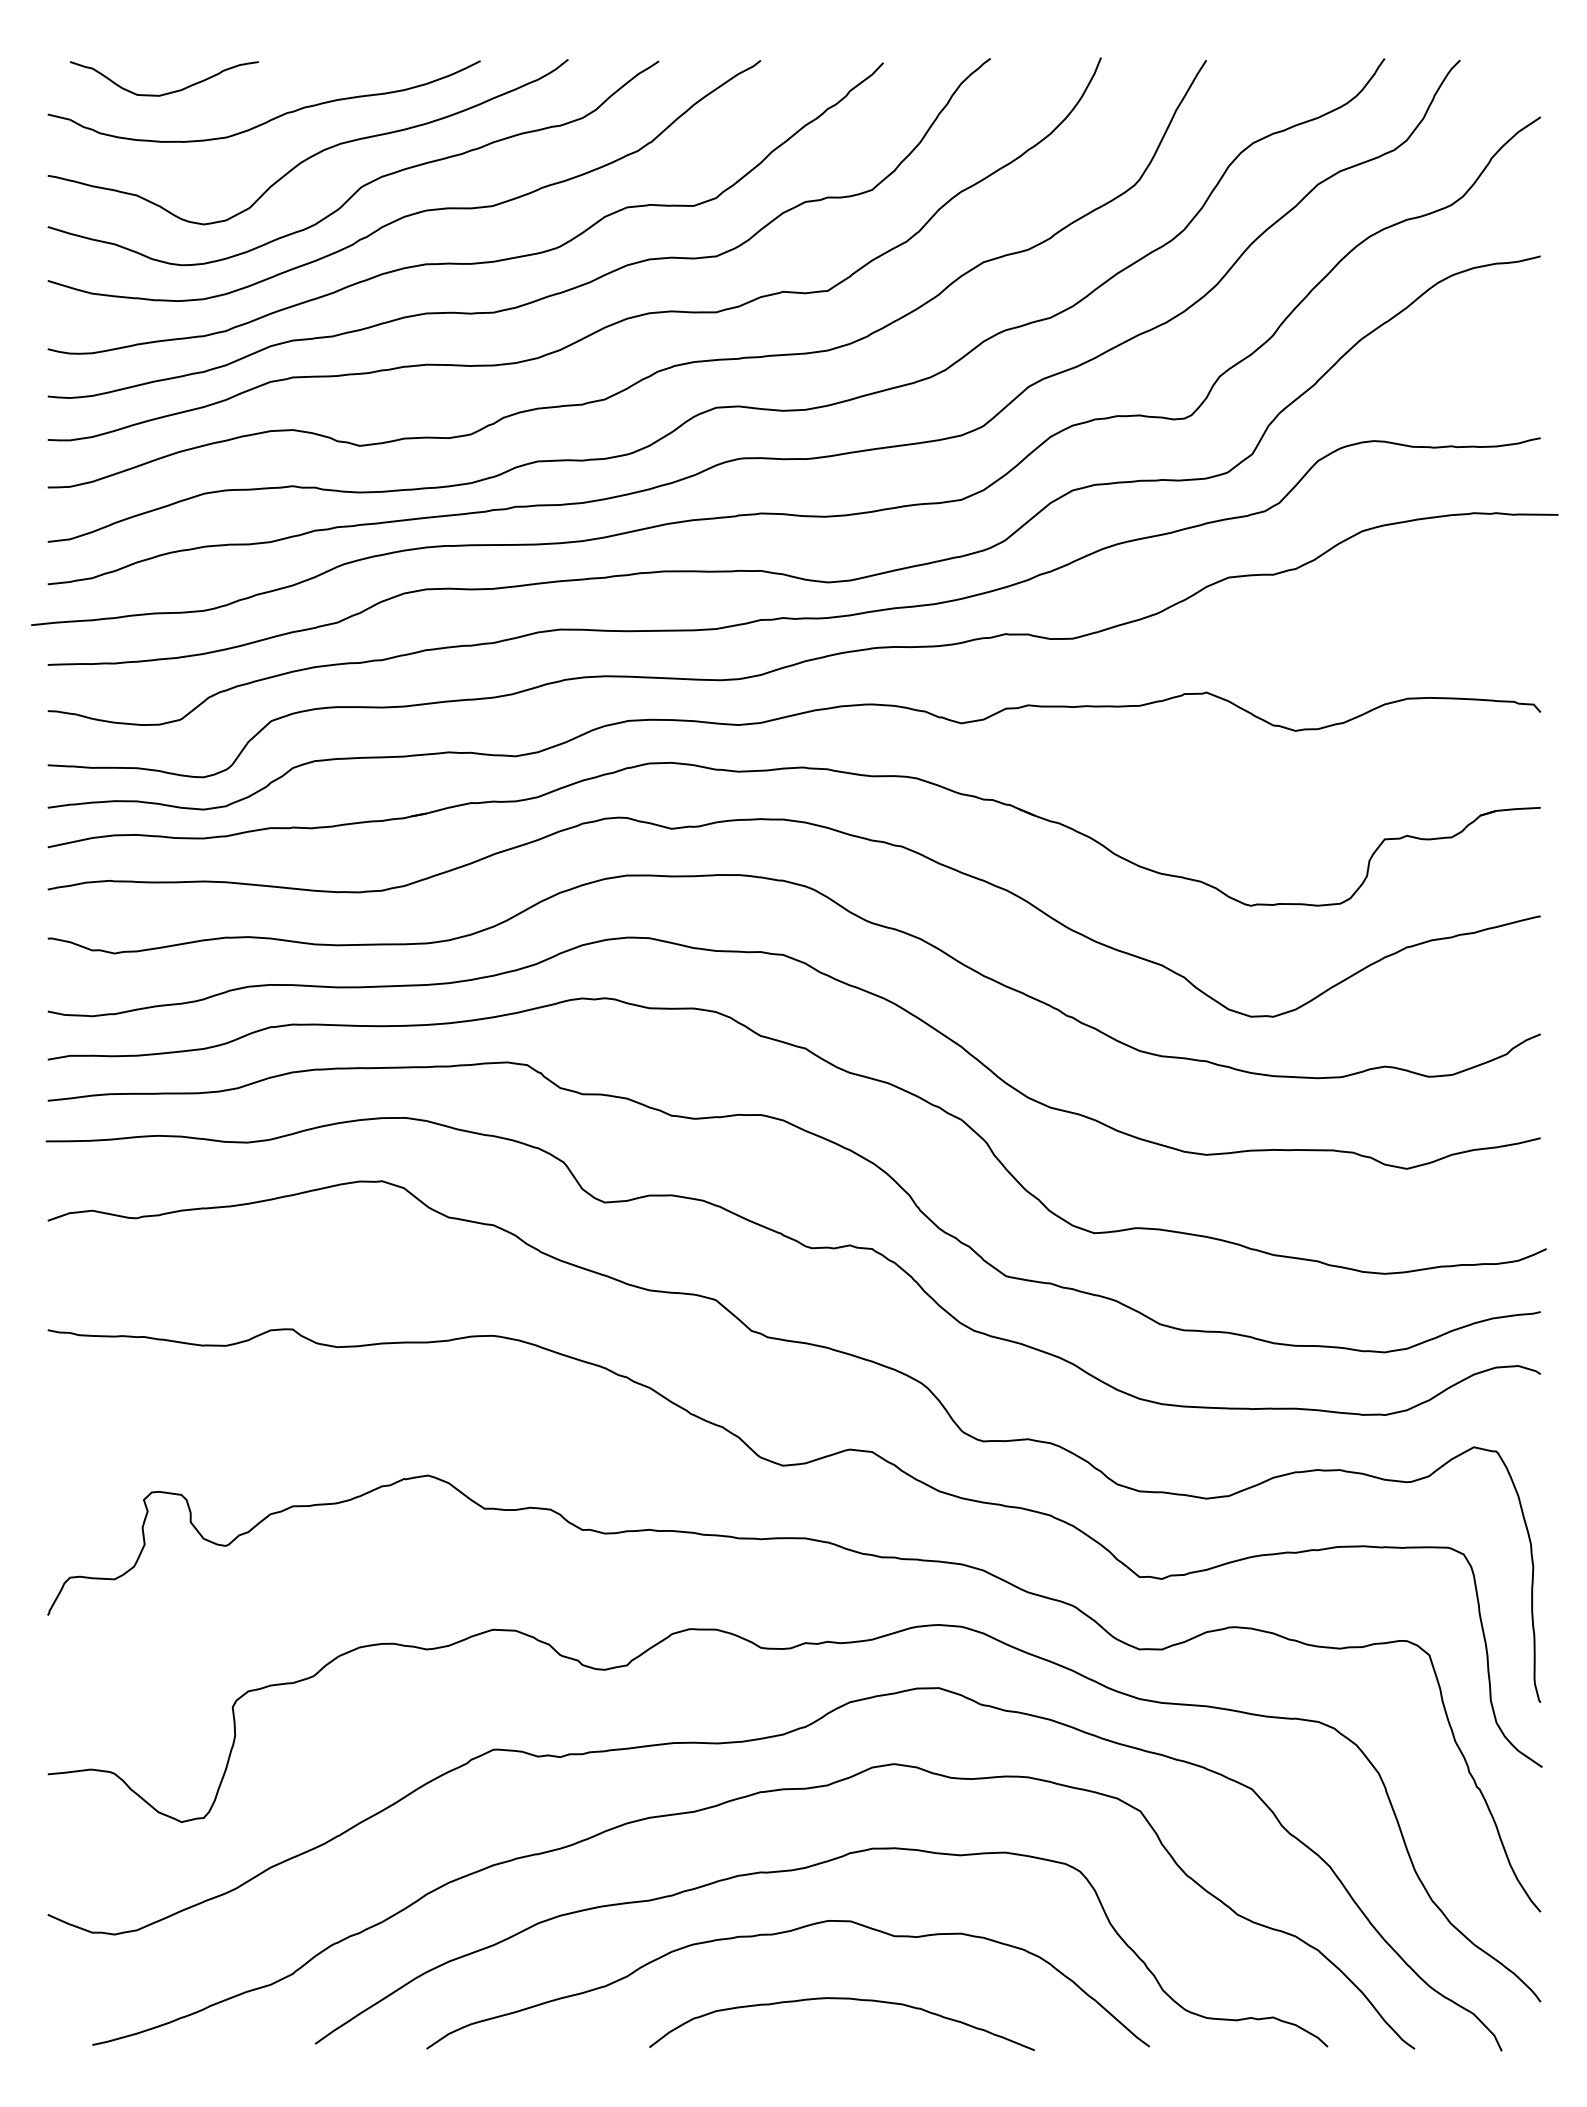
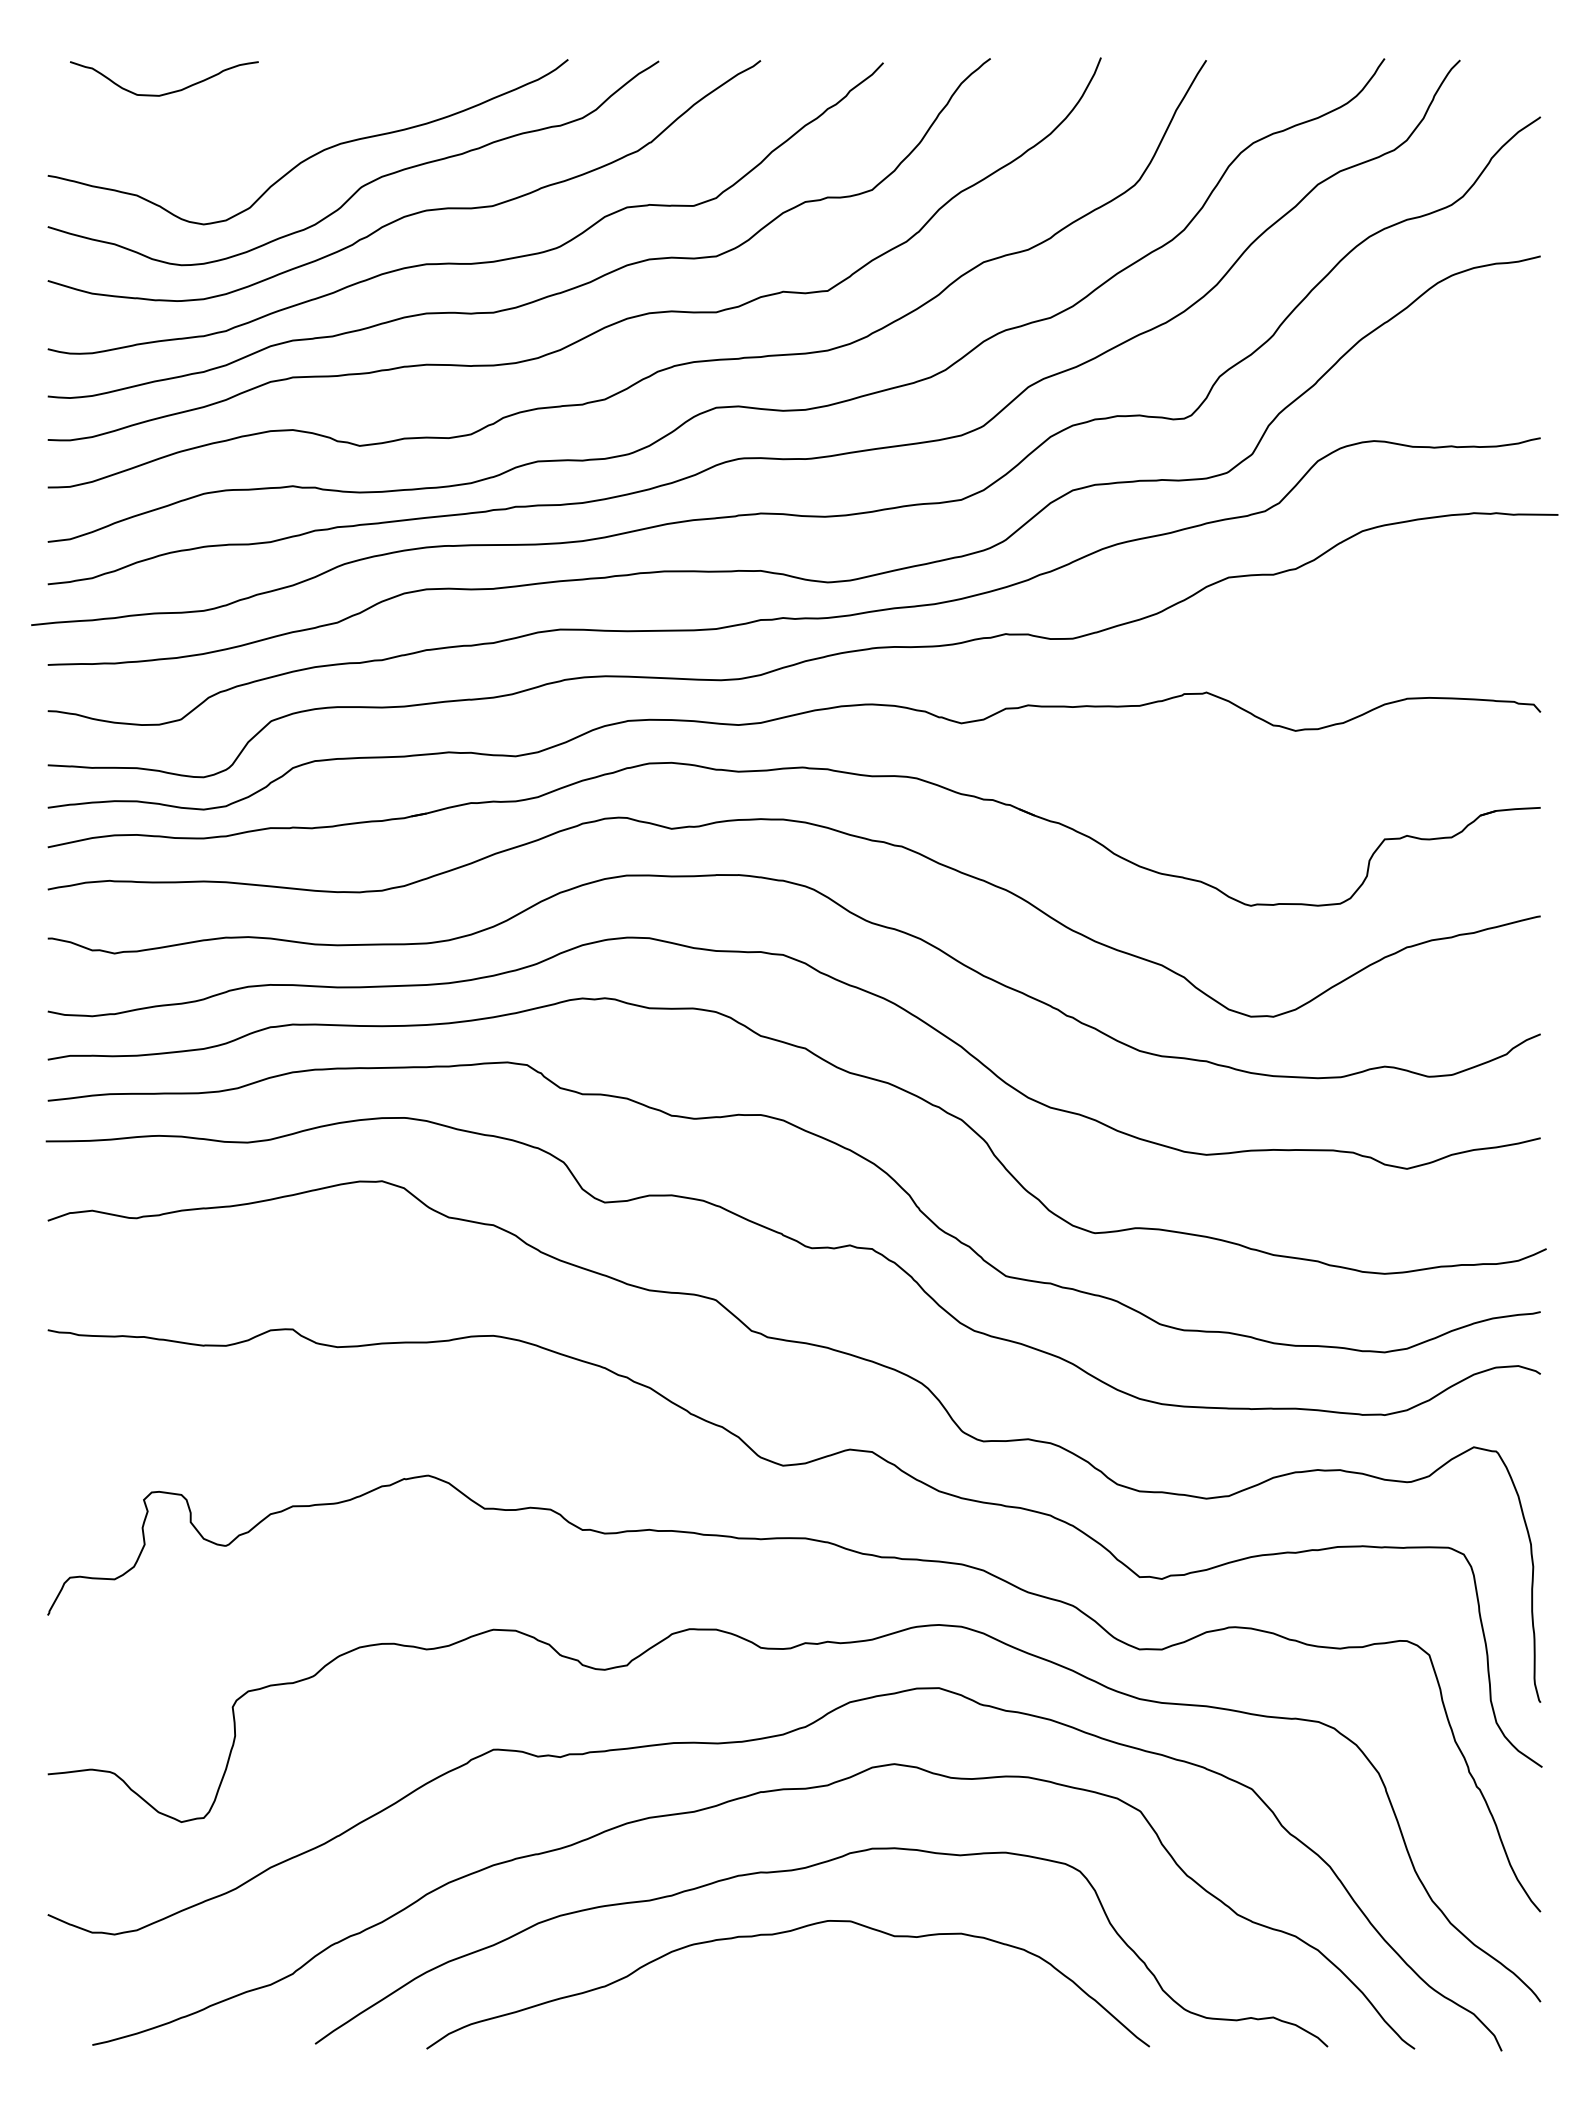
curve: present -> none (271, 118)
curve: present -> none (841, 1999)
